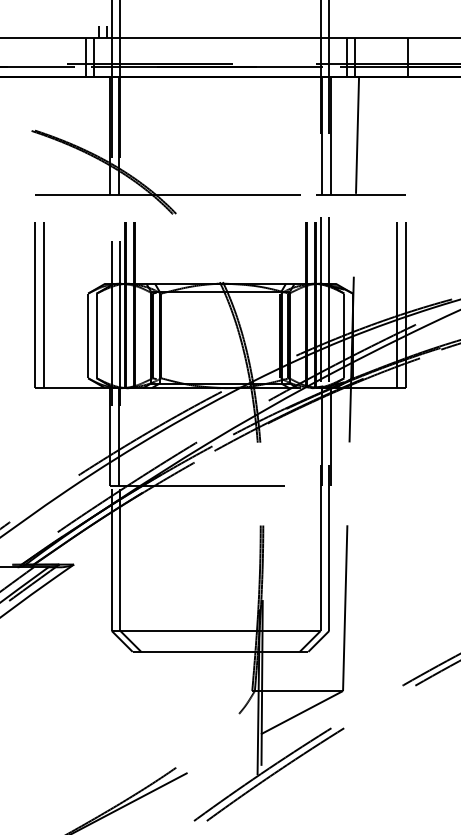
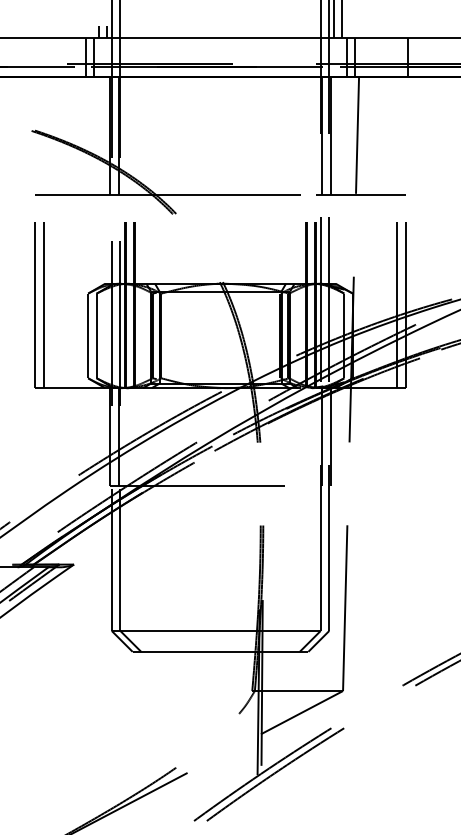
line: none -> present (333, 20)
line: none -> present (342, 20)
